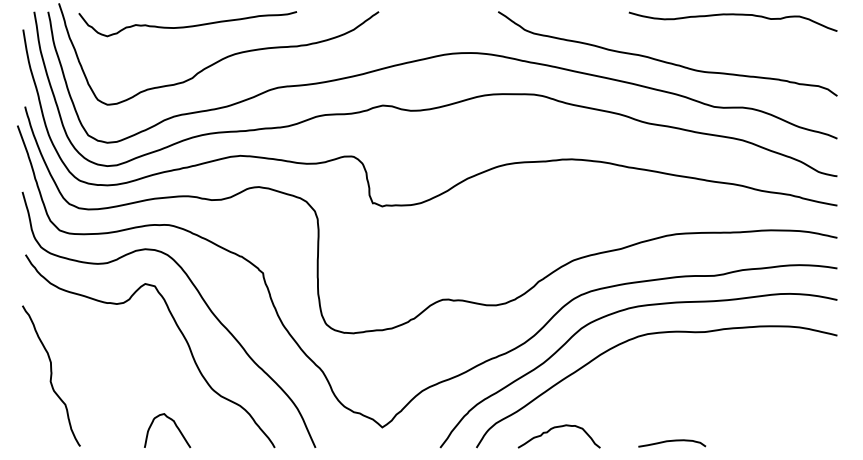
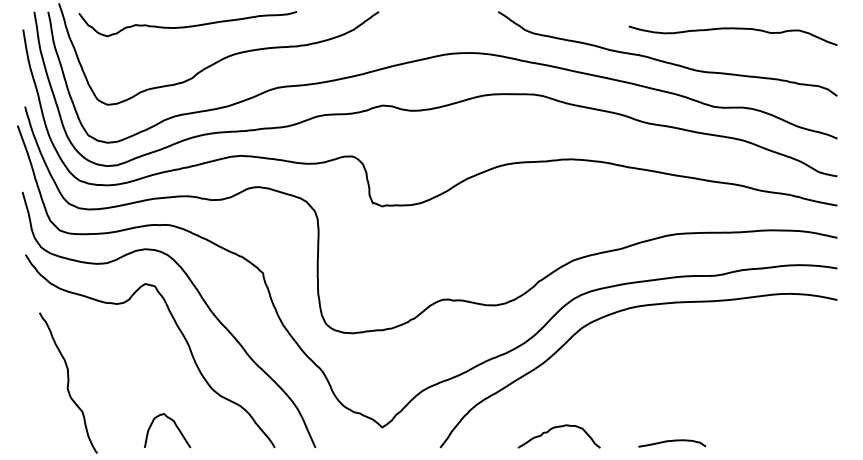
curve position: (732, 15) -> (732, 29) (732, 29)
curve: present -> none (643, 336)
curve position: (51, 375) -> (68, 382) (68, 382)
